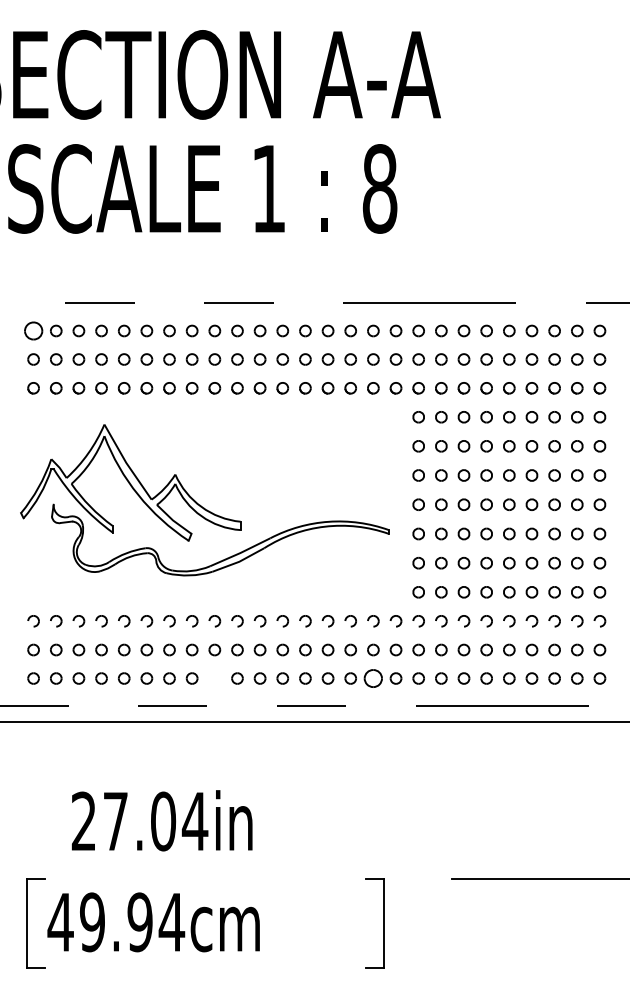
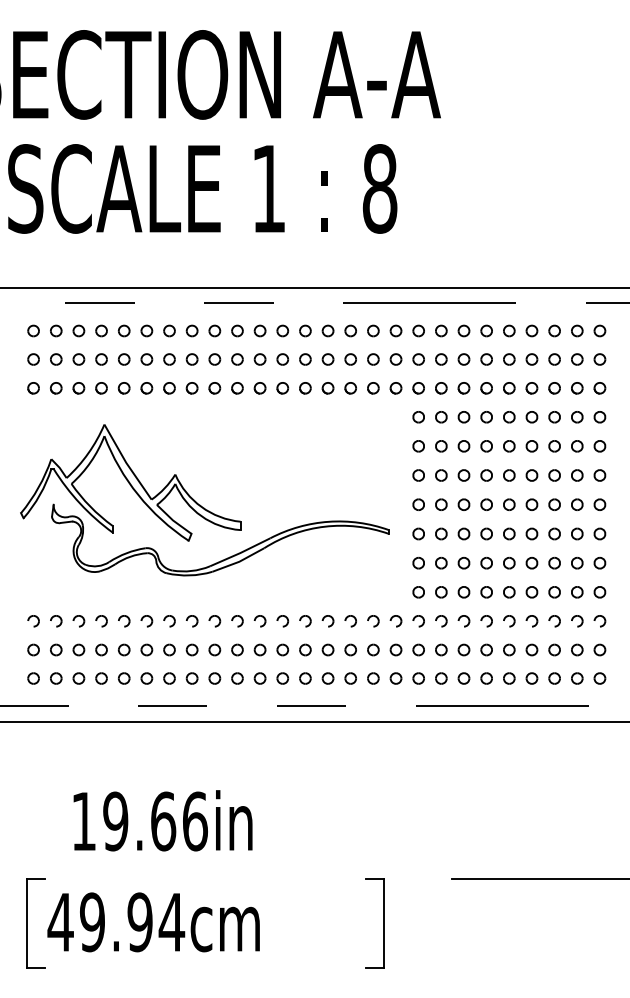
line: none -> present (314, 288)
part size: 20x20 px -> 13x14 px (33, 330)
part: none -> present (214, 678)
part size: 20x19 px -> 13x13 px (373, 678)
text: 27.04in -> 19.66in (139, 821)
